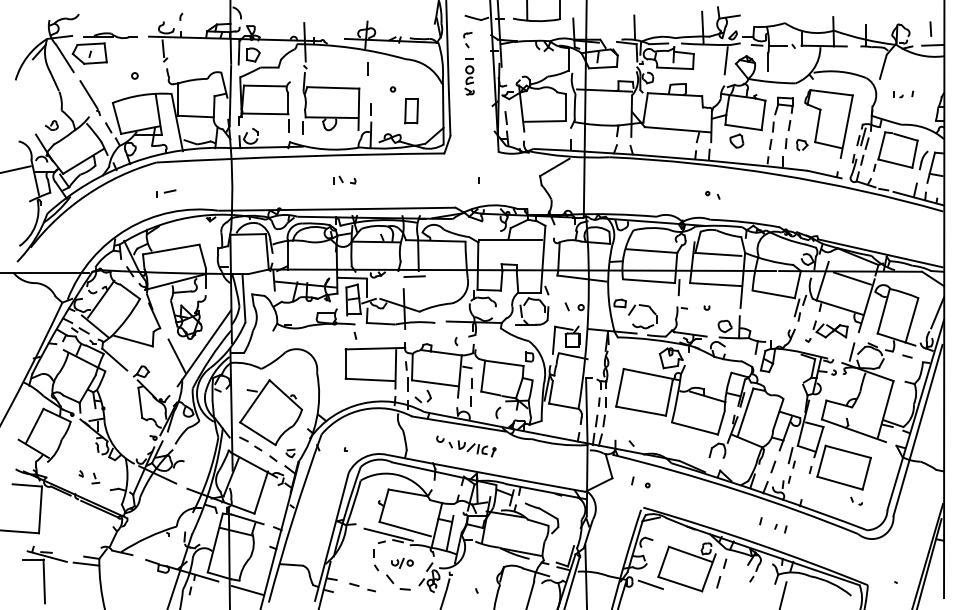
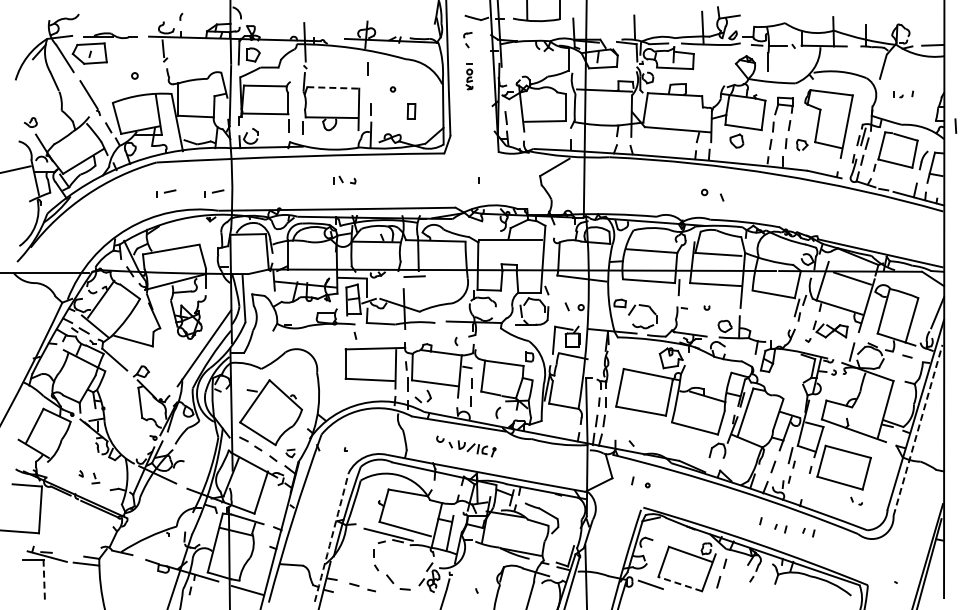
line position: (930, 28) -> (955, 125) (955, 125)
line: present -> none (725, 60)
part size: 11x38 px -> 9x28 px (469, 76)
line: solid -> dashed (333, 87)
part size: 15x27 px -> 11x17 px (411, 111)
part position: (51, 125) -> (30, 122) (30, 122)
part: none -> present (214, 193)
part size: 16x9 px -> 24x14 px (712, 194)
line: present -> none (176, 356)
line: solid -> dashed (918, 430)
part: none -> present (808, 532)
arc: solid -> dashed (331, 537)
part: present -> none (402, 562)
line: solid -> dashed (44, 581)
line: solid -> dashed (680, 584)
line: present -> none (783, 594)
